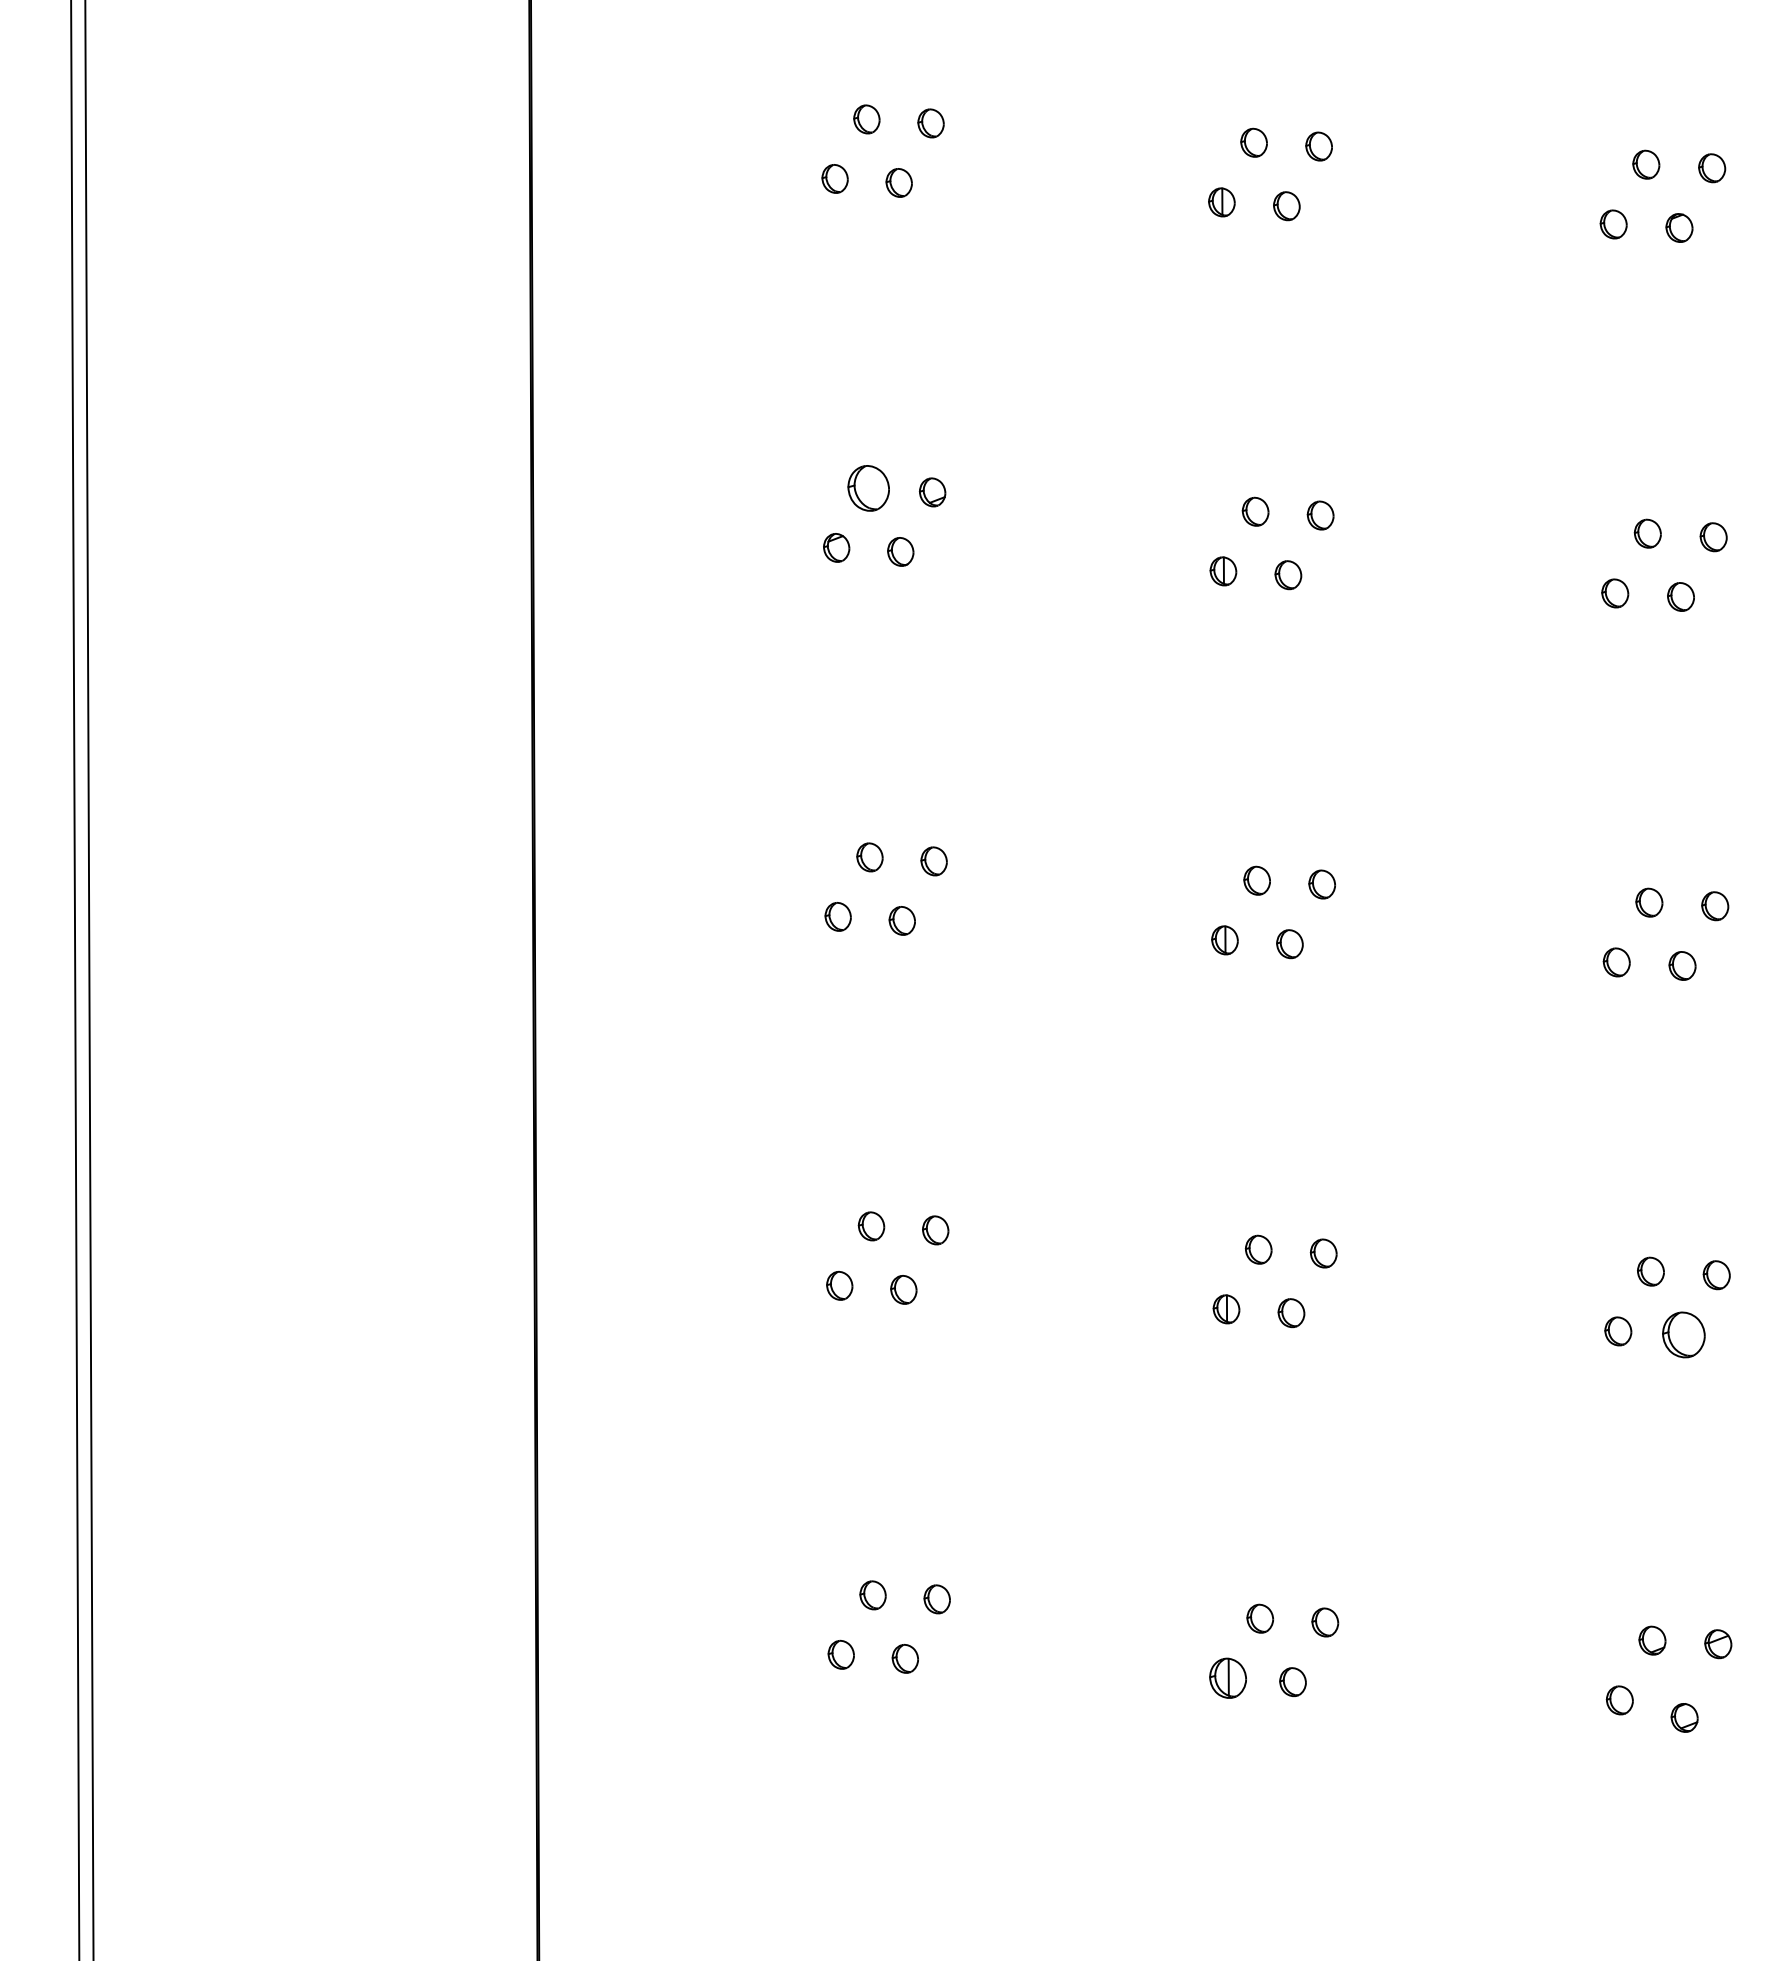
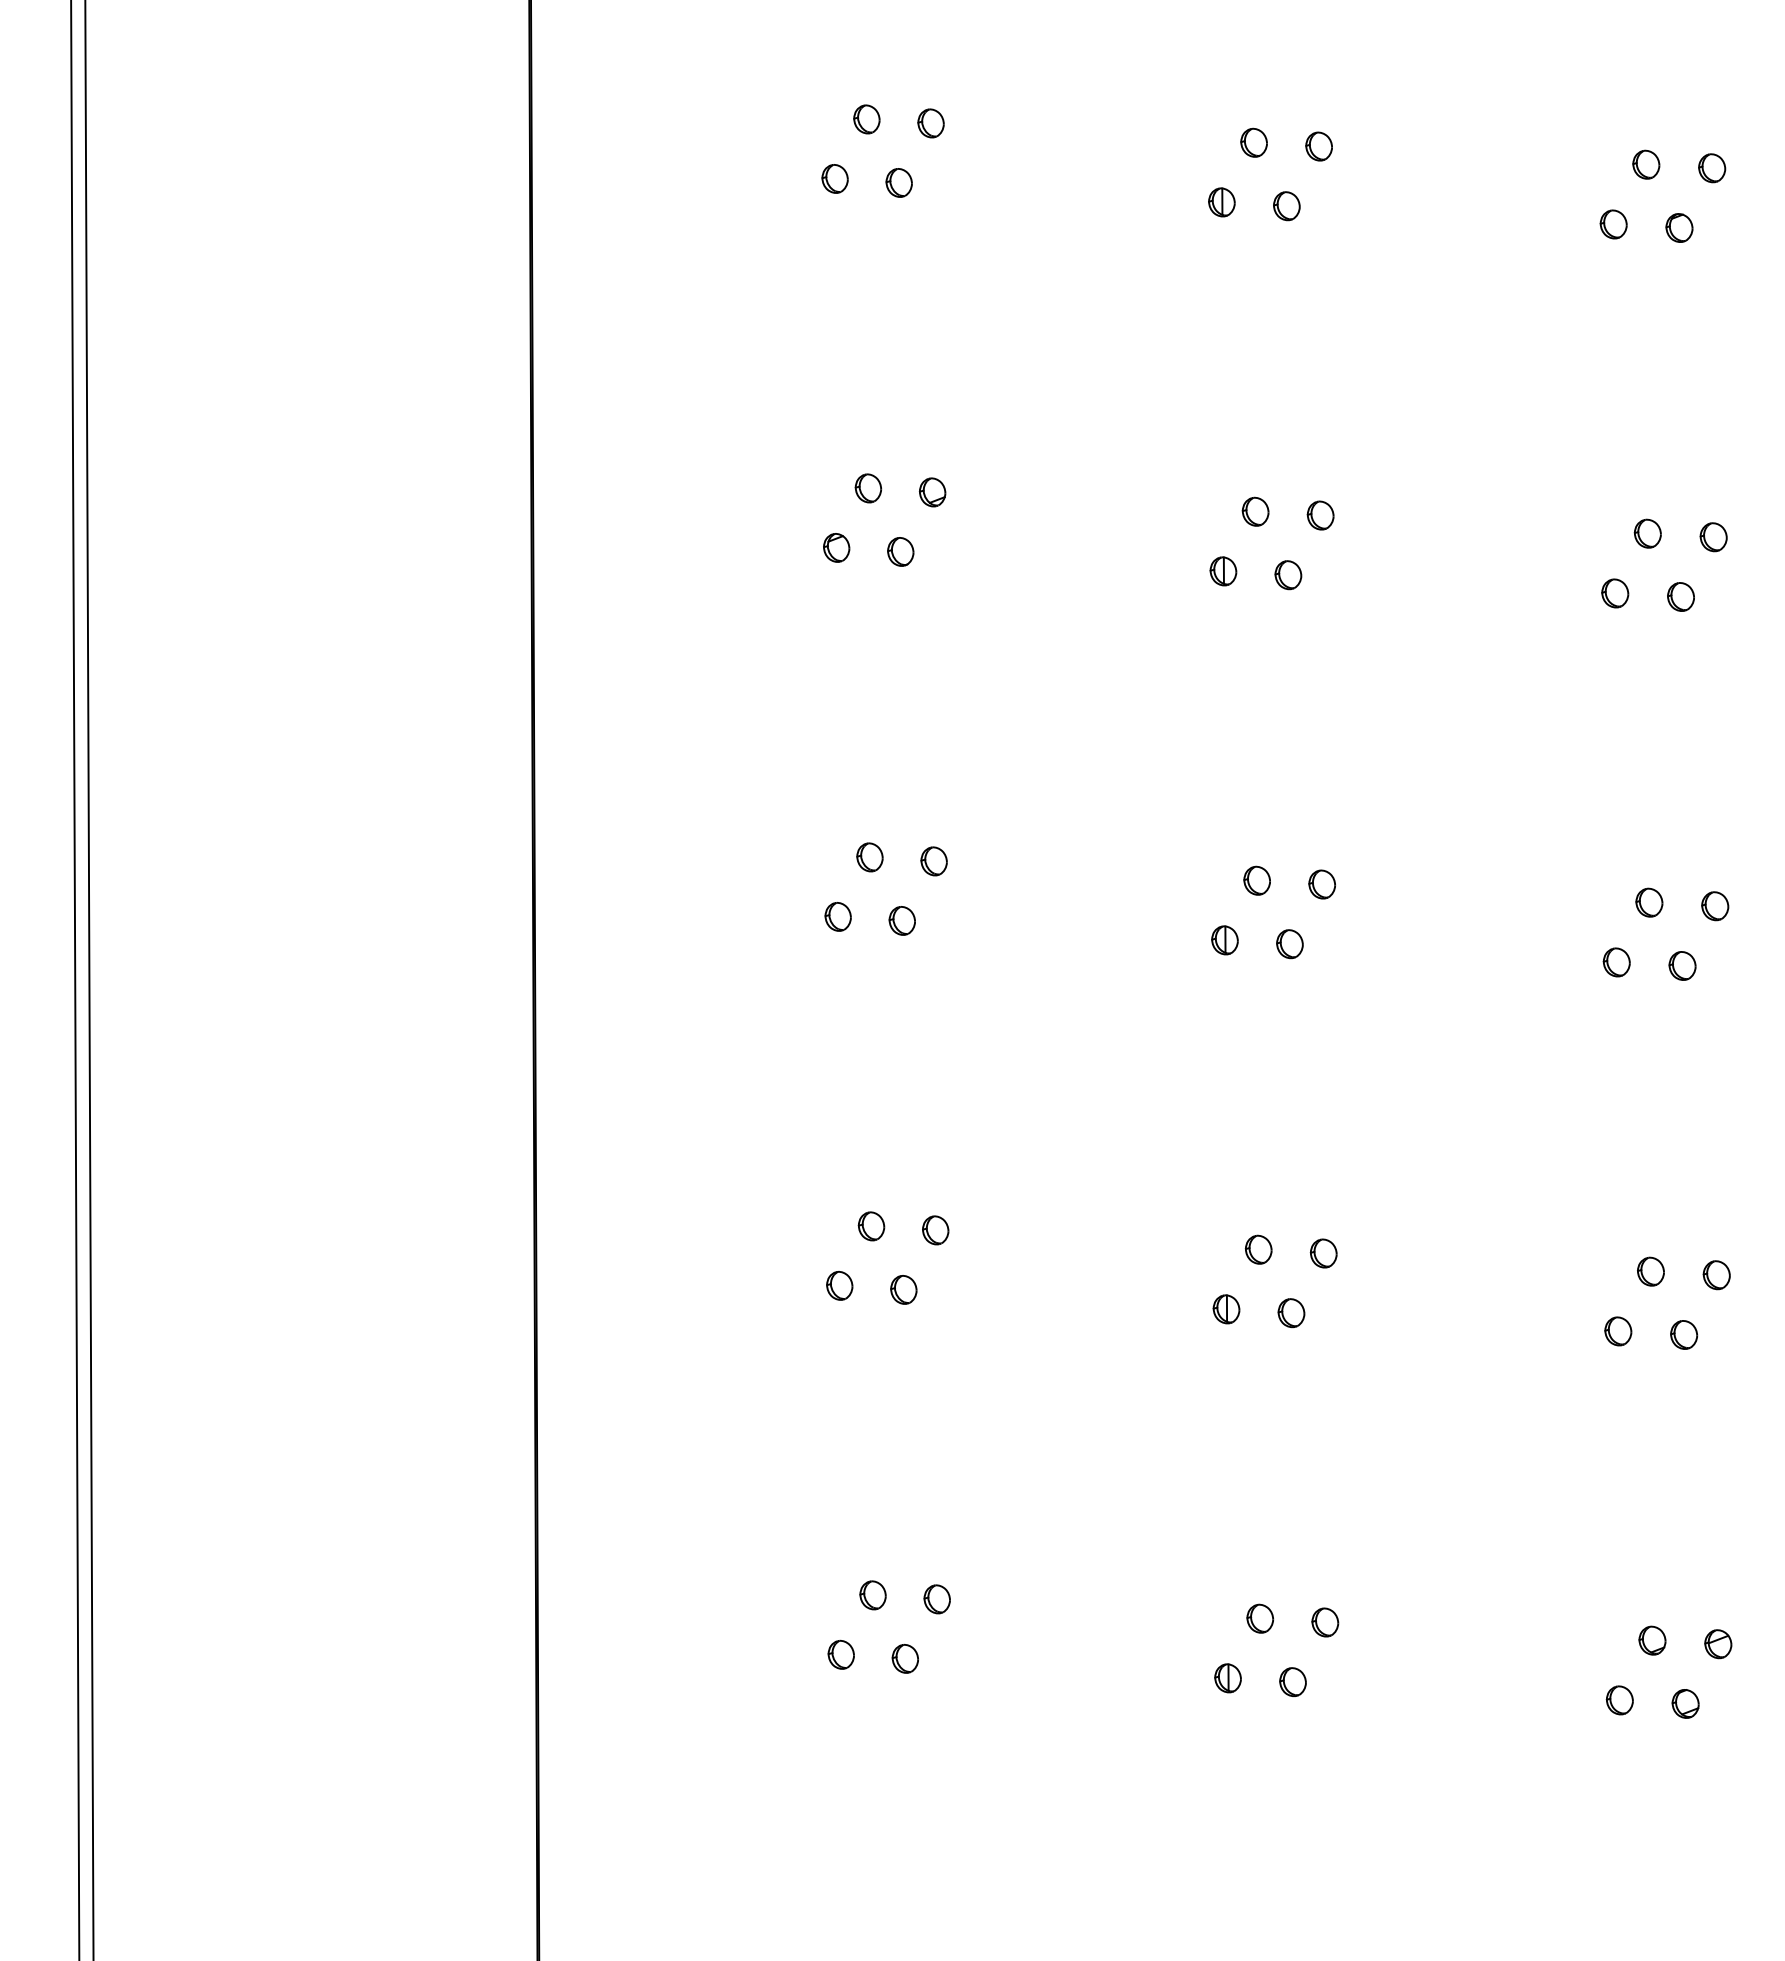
part size: 43x47 px -> 28x31 px (867, 488)
part size: 44x48 px -> 29x30 px (1684, 1334)
part size: 38x42 px -> 28x31 px (1227, 1678)
part position: (1684, 1717) -> (1685, 1703) (1685, 1703)
